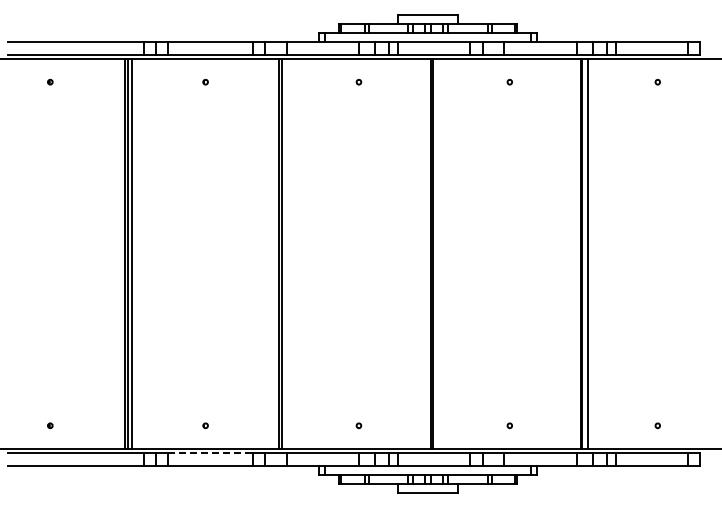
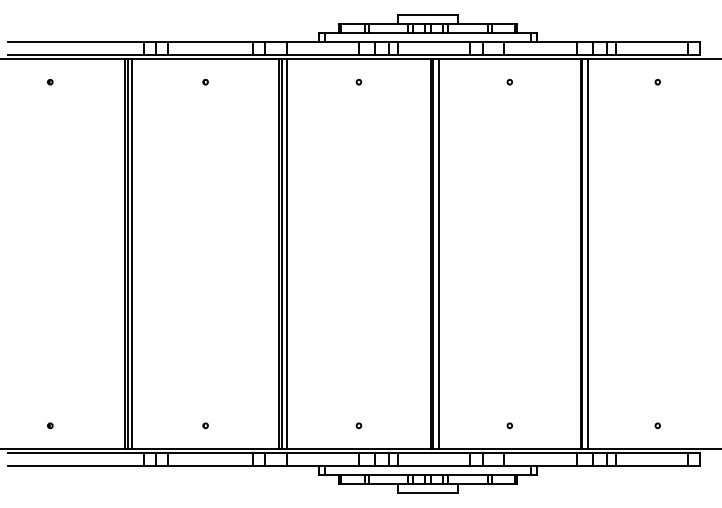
line: none -> present (286, 253)
line: none -> present (438, 253)
line: dashed -> solid (210, 453)
